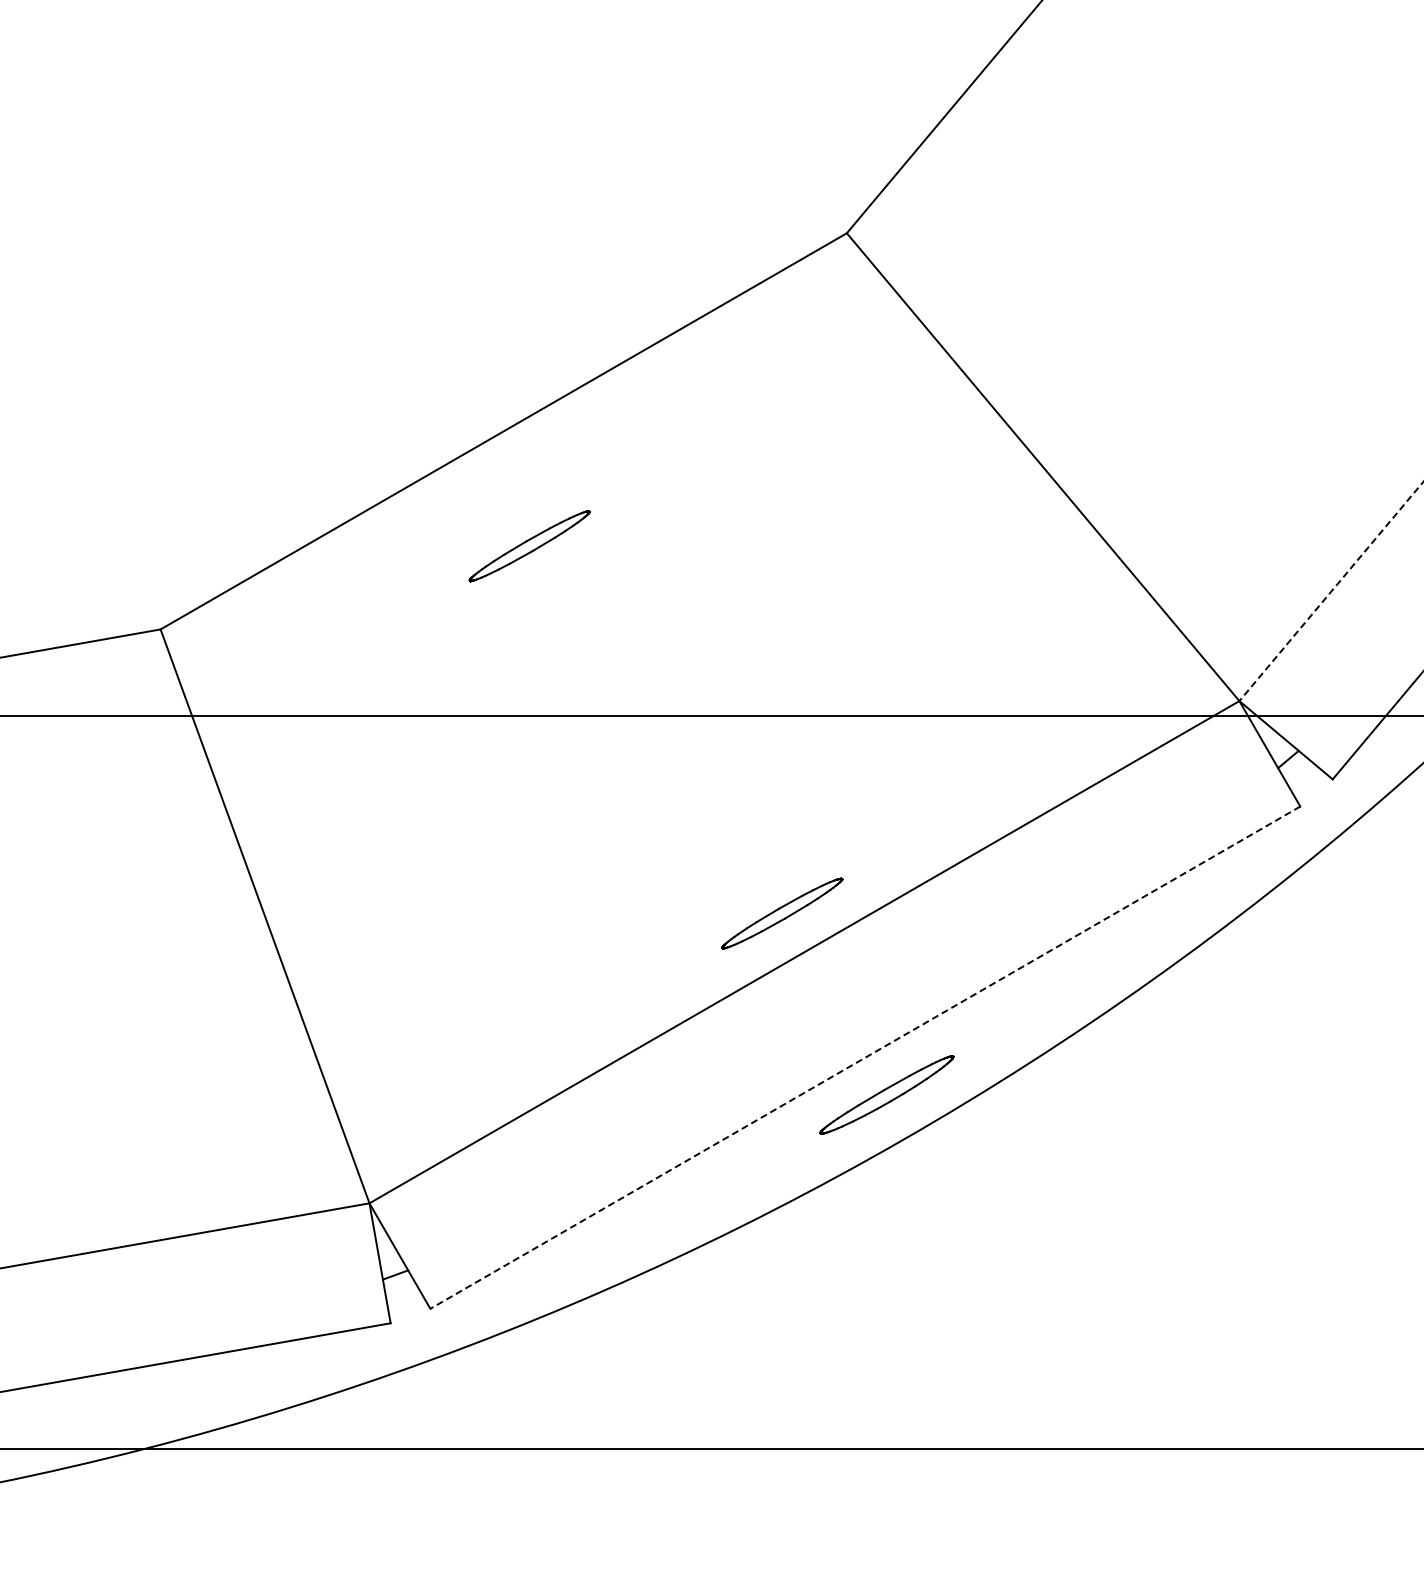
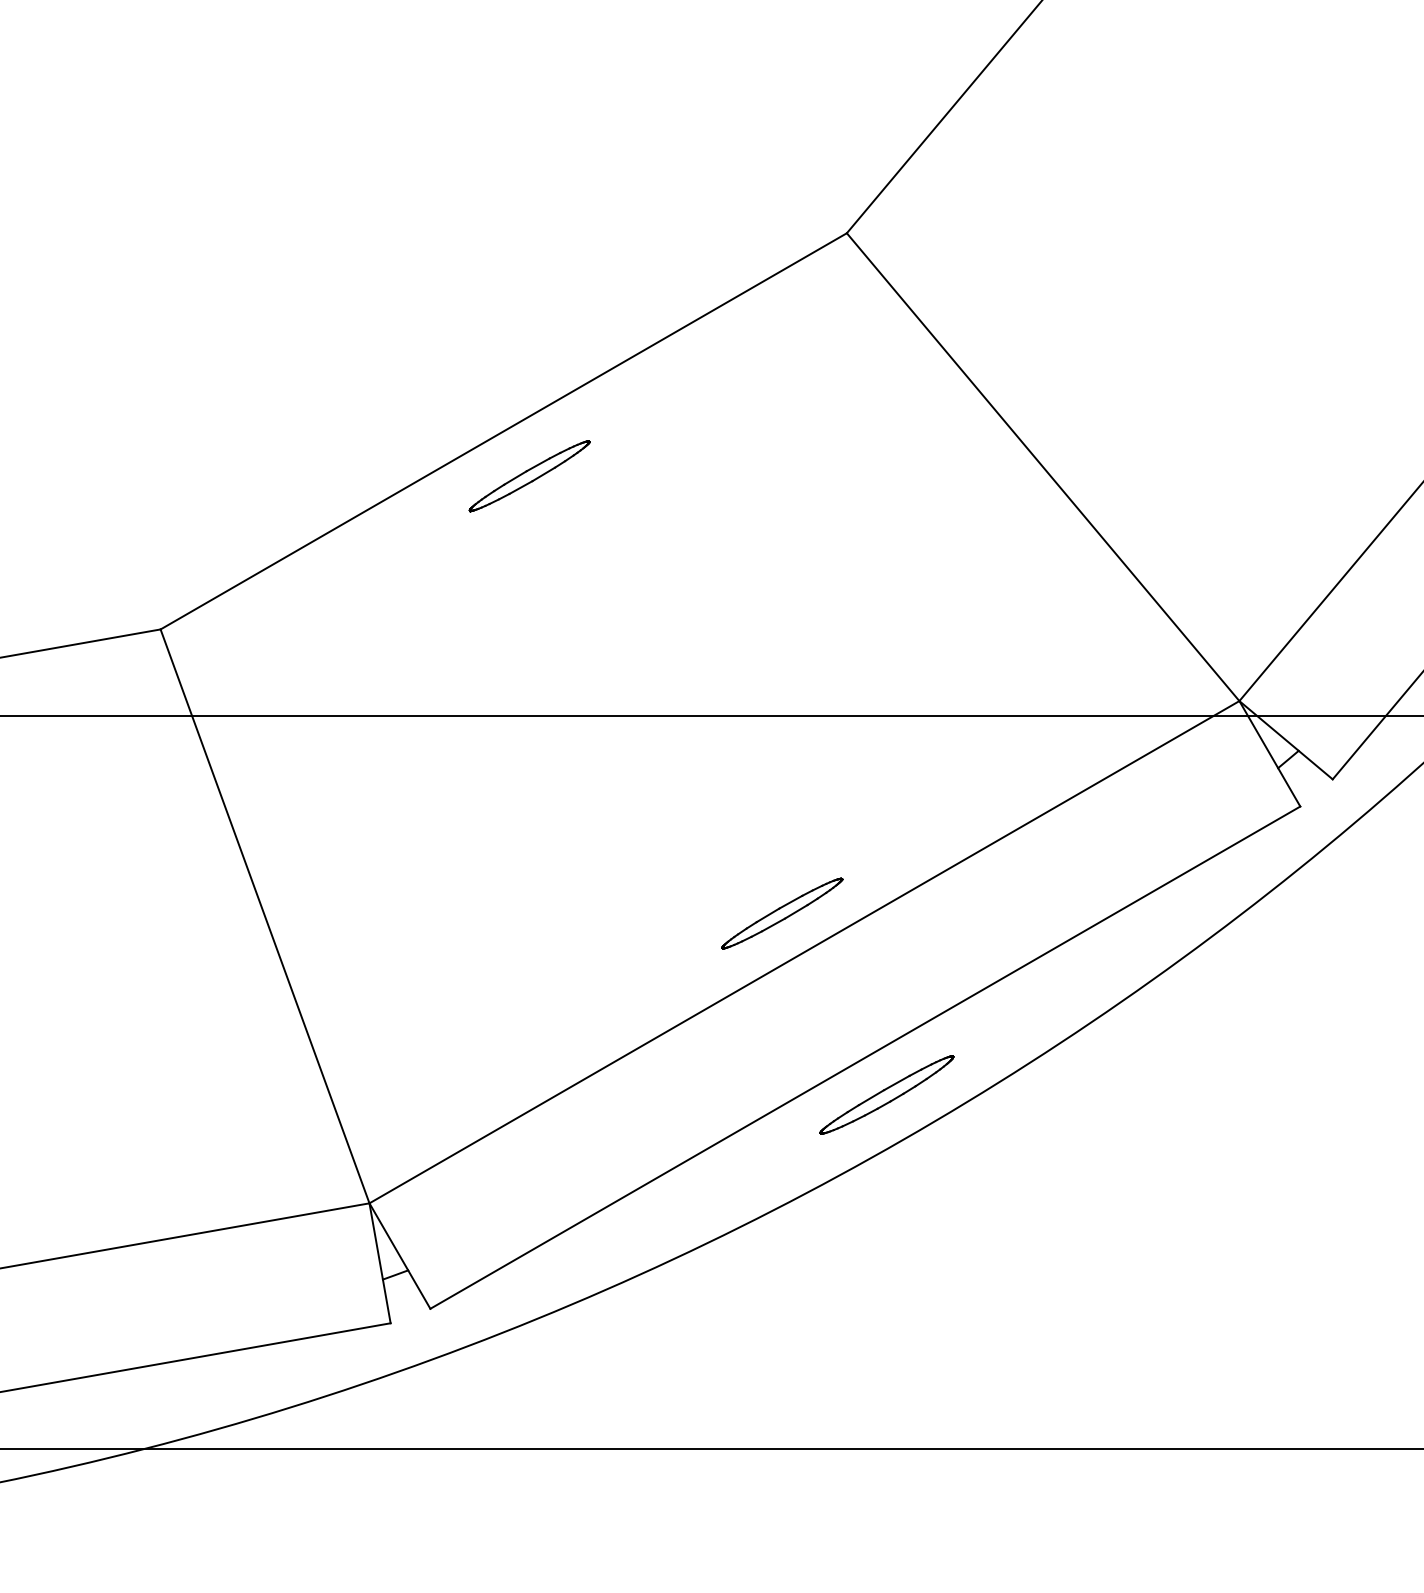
part position: (529, 546) -> (529, 476) (529, 476)
line: dashed -> solid (1331, 591)
line: dashed -> solid (864, 1057)
